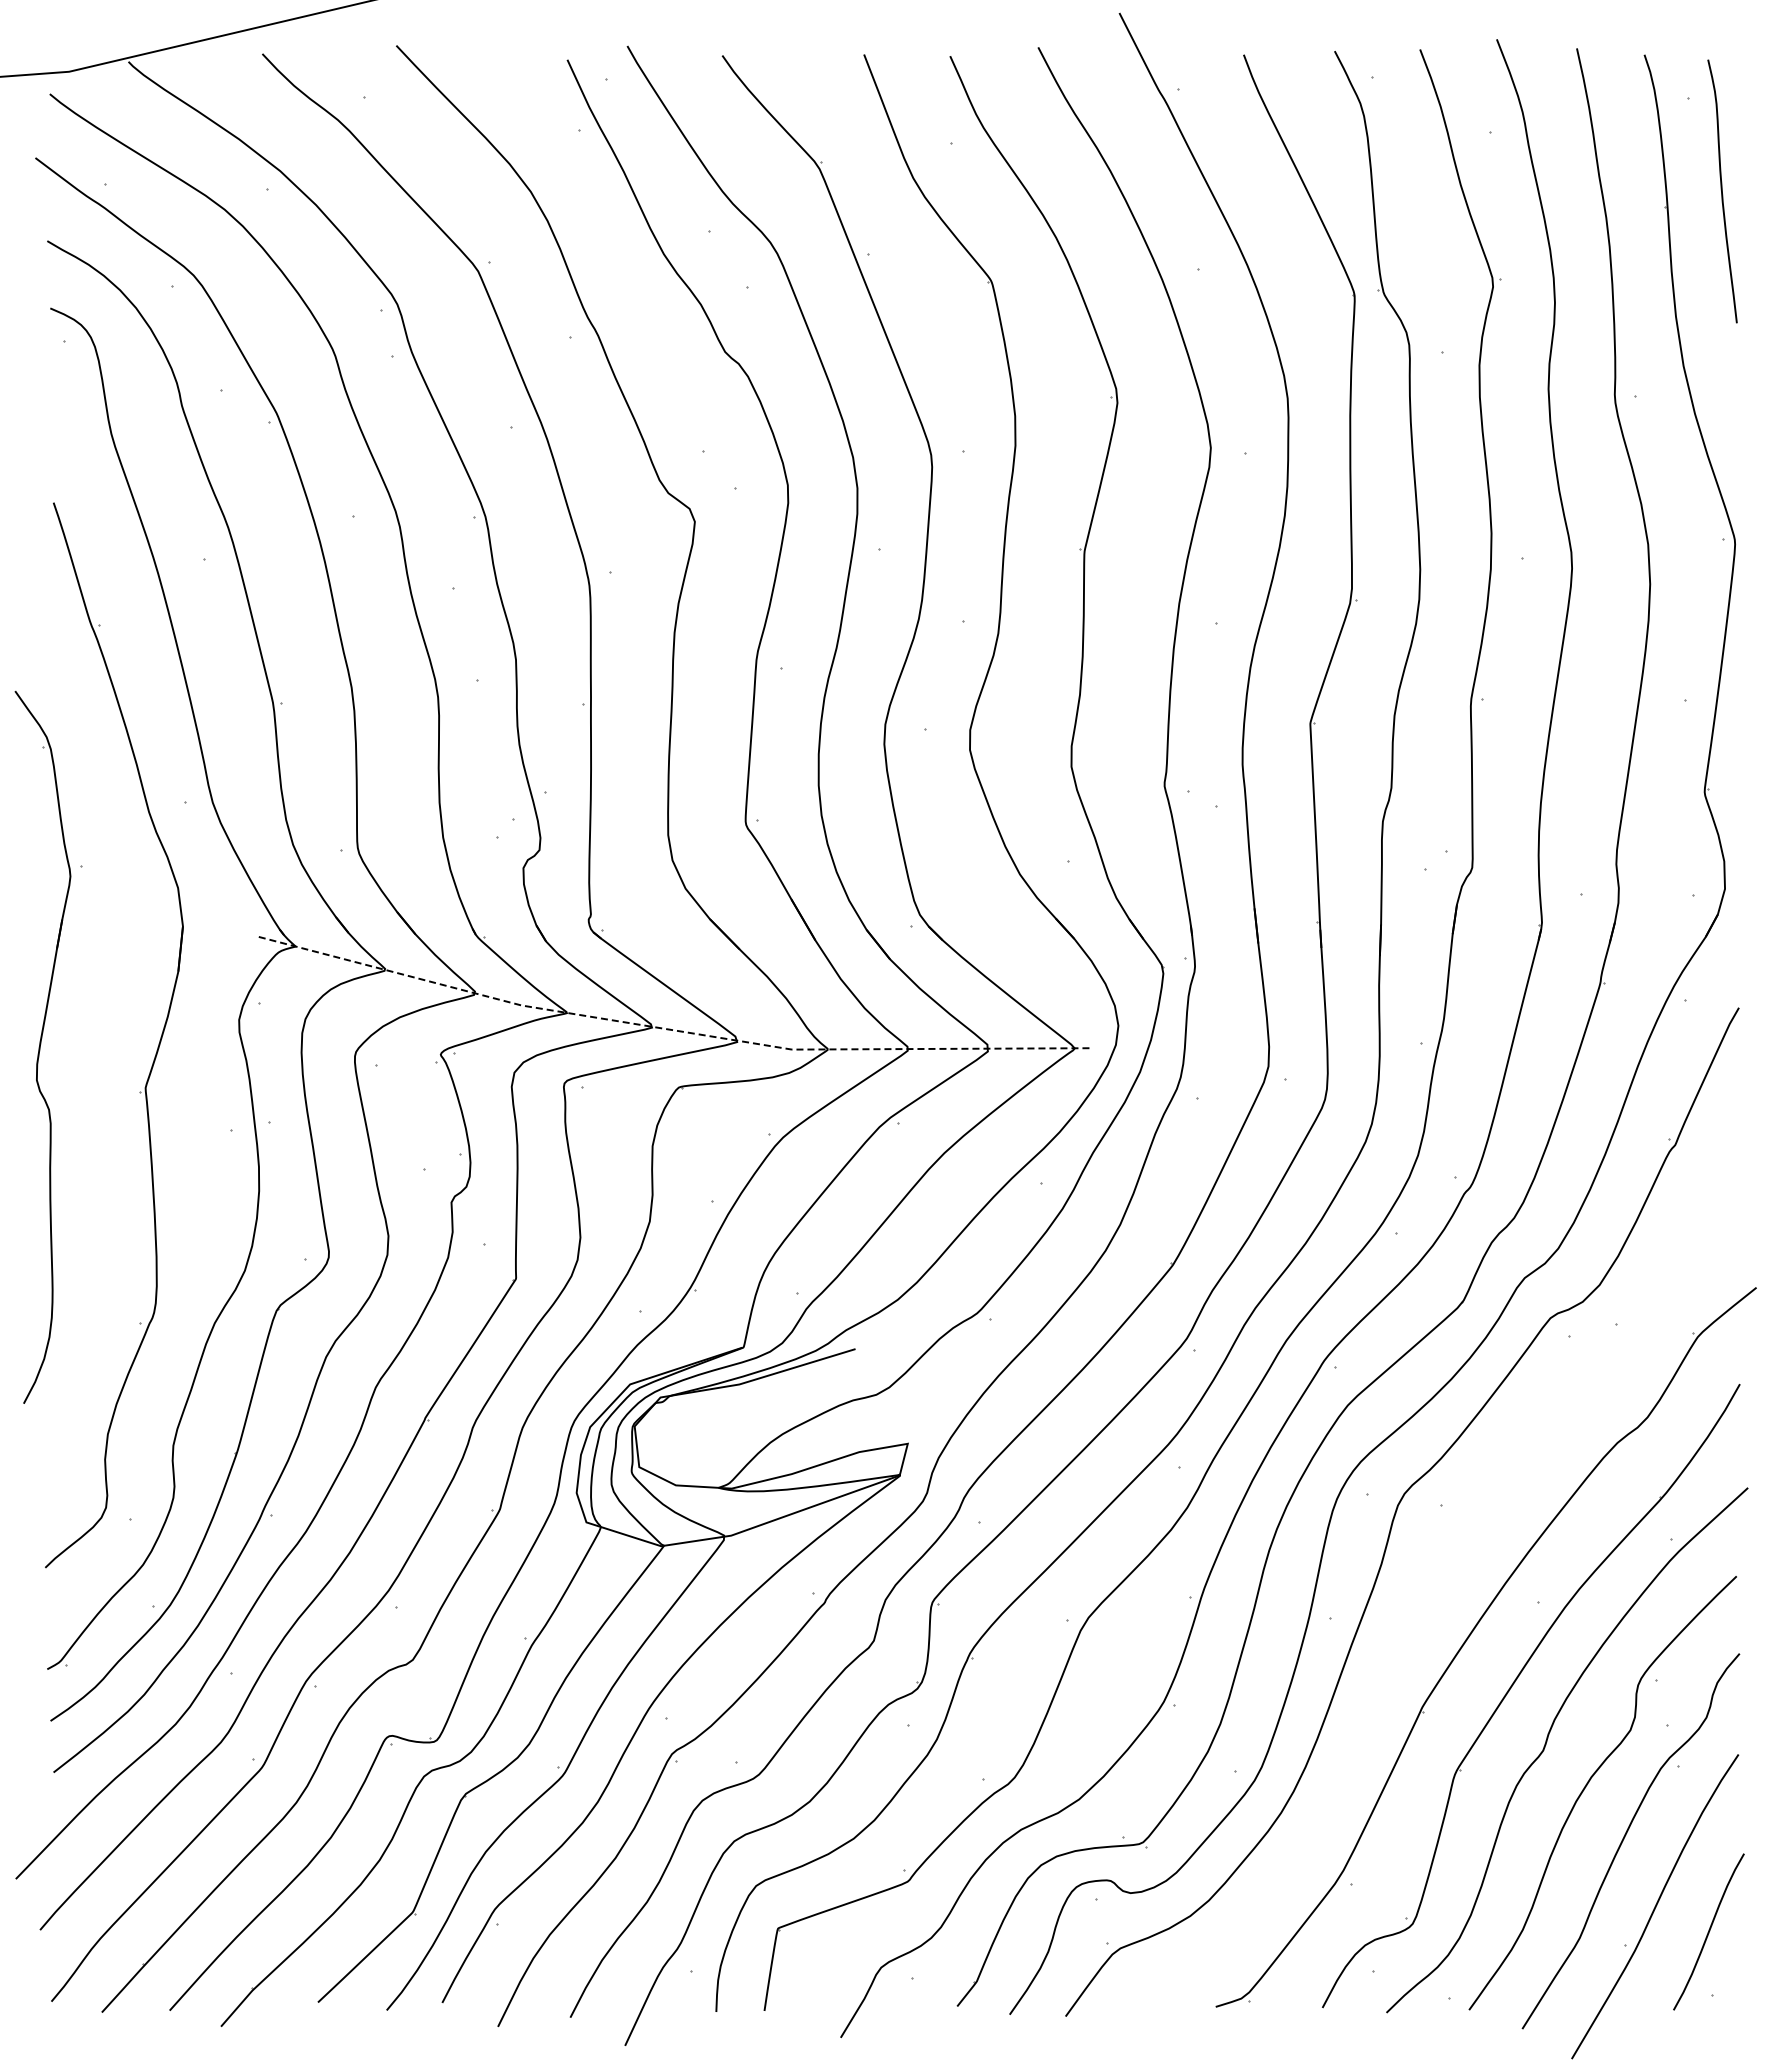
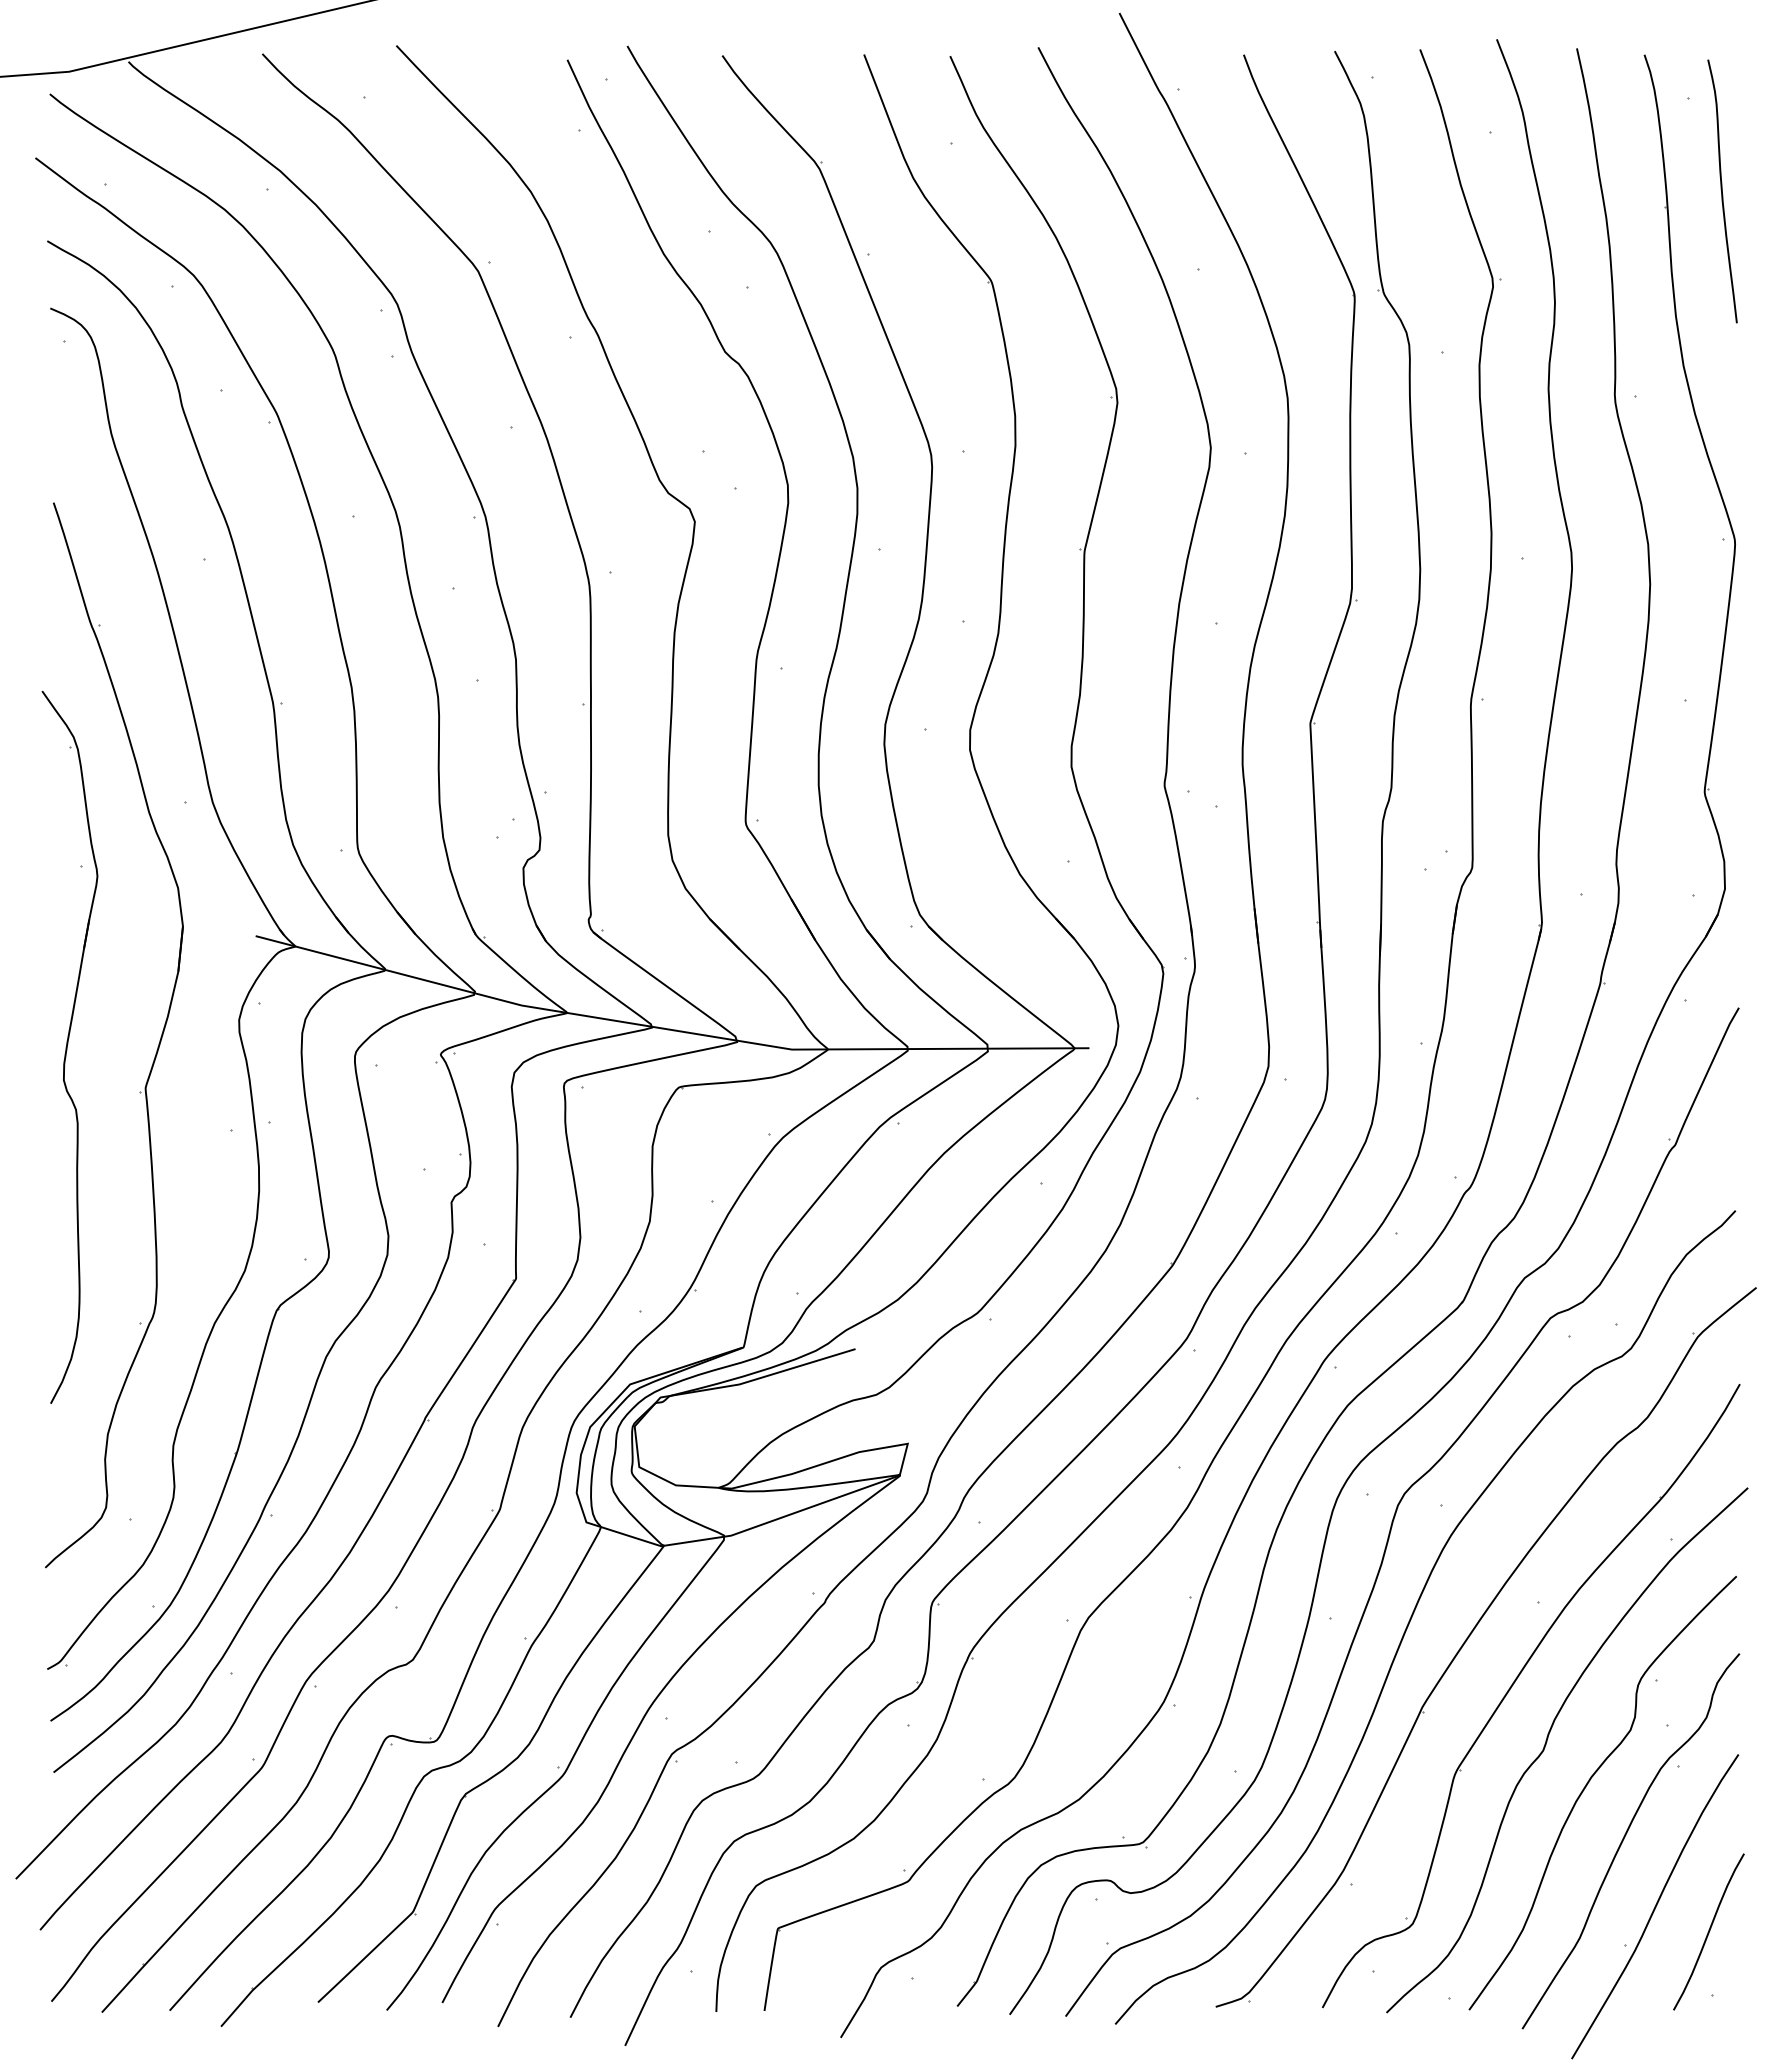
line: dashed -> solid (667, 1029)
part position: (42, 1046) -> (69, 1046) (69, 1046)
curve: none -> present (1414, 1612)
